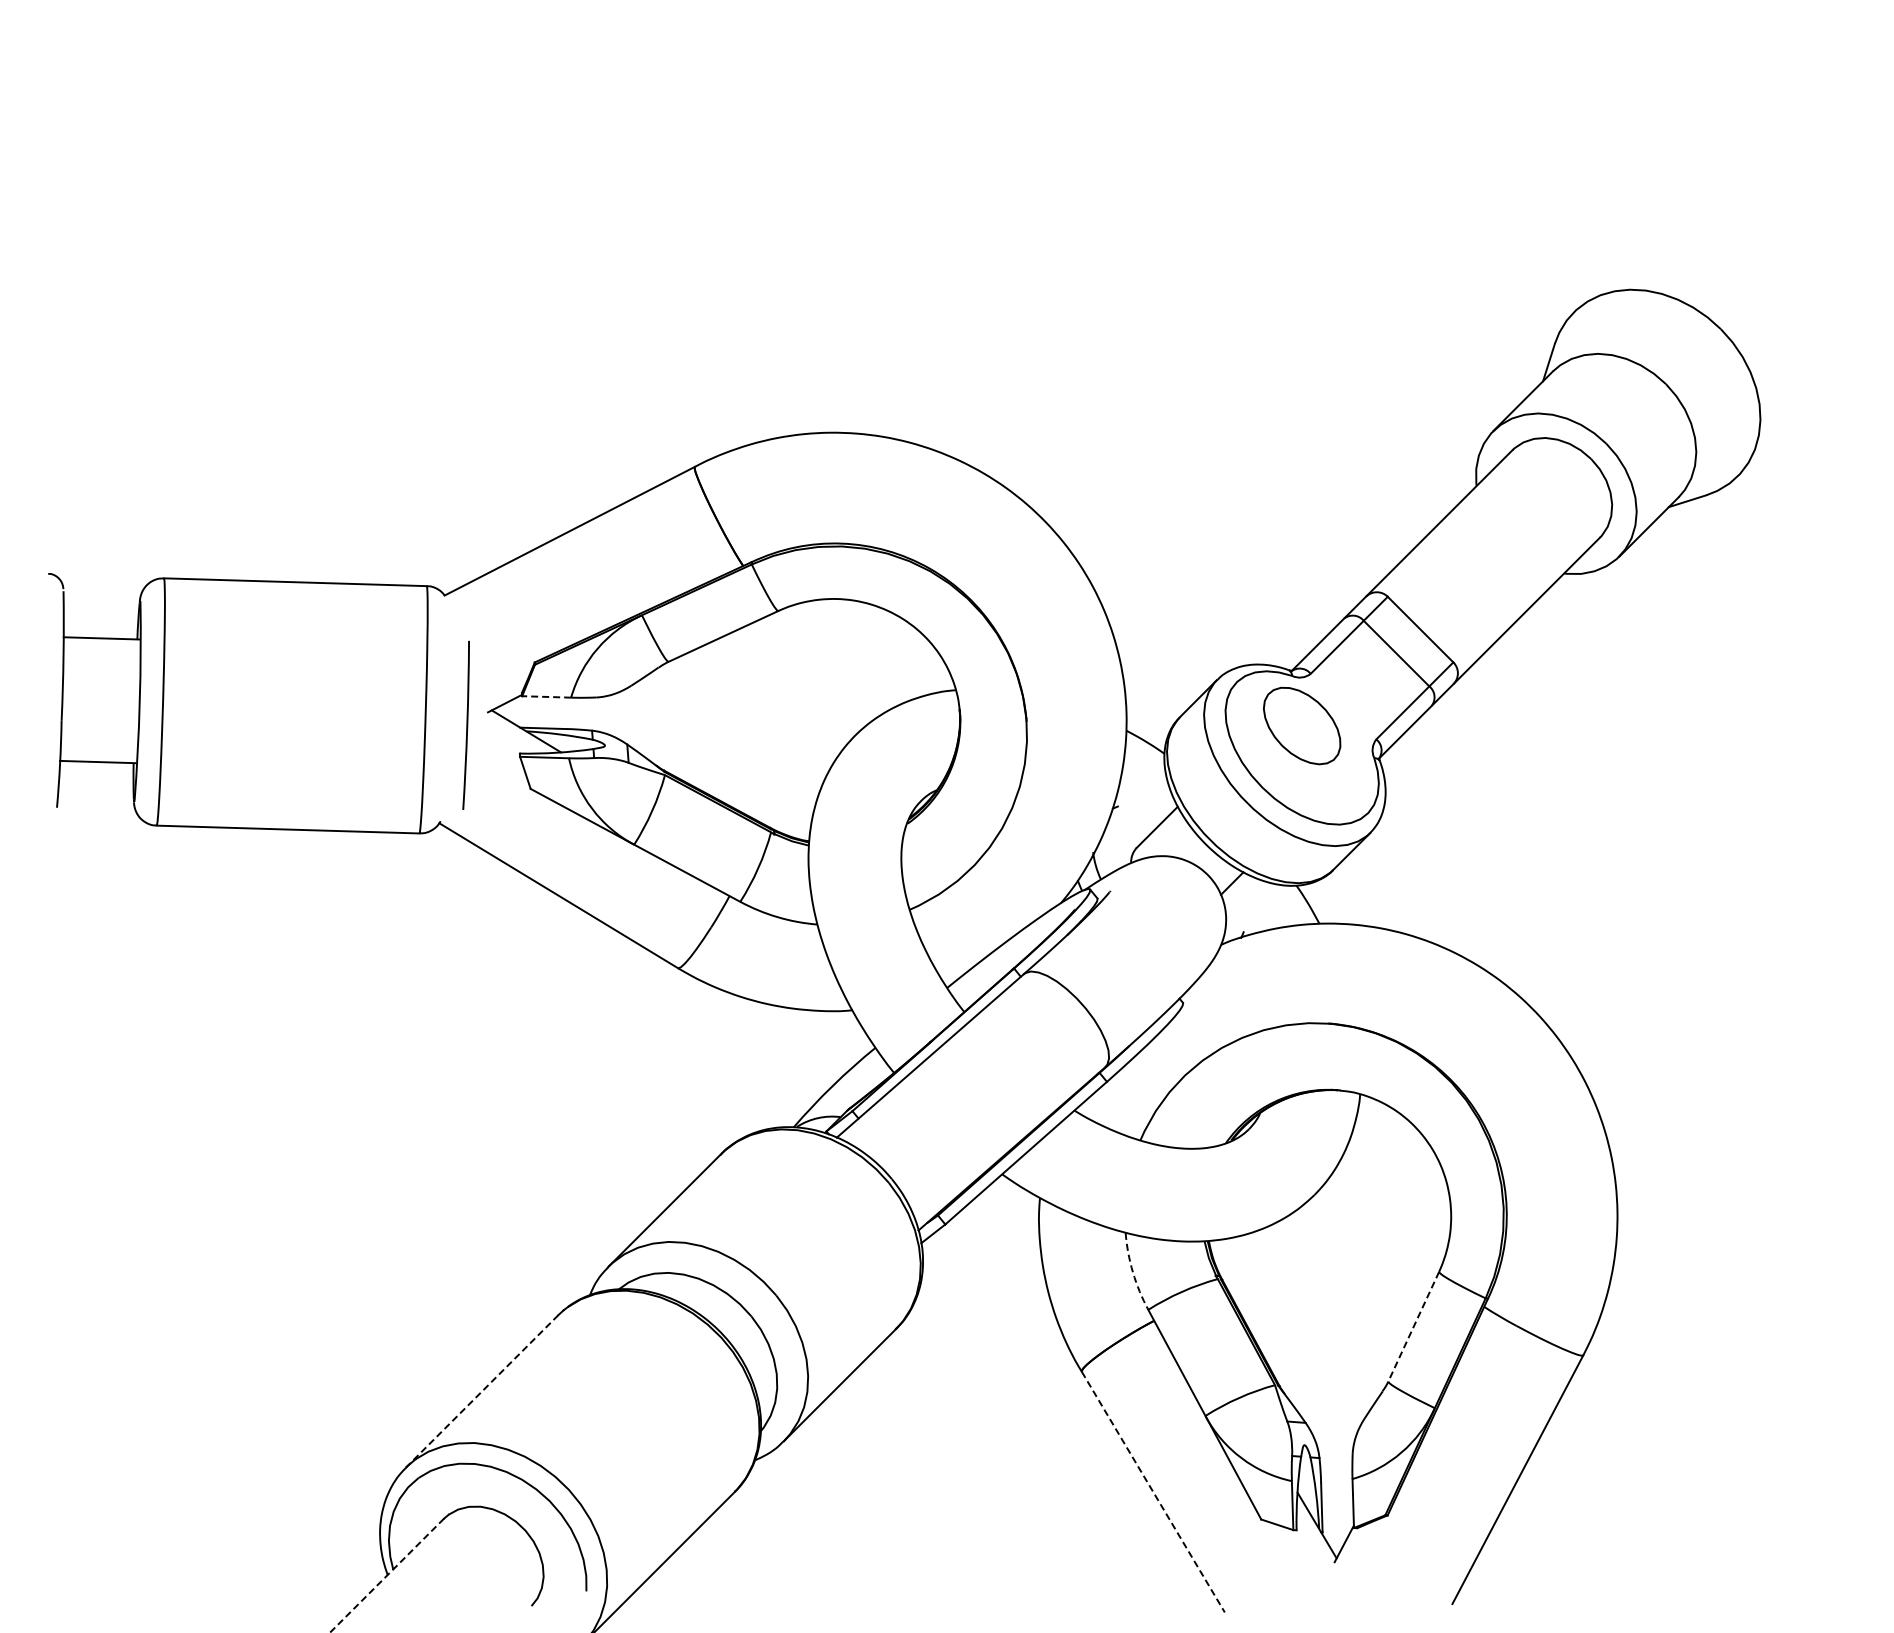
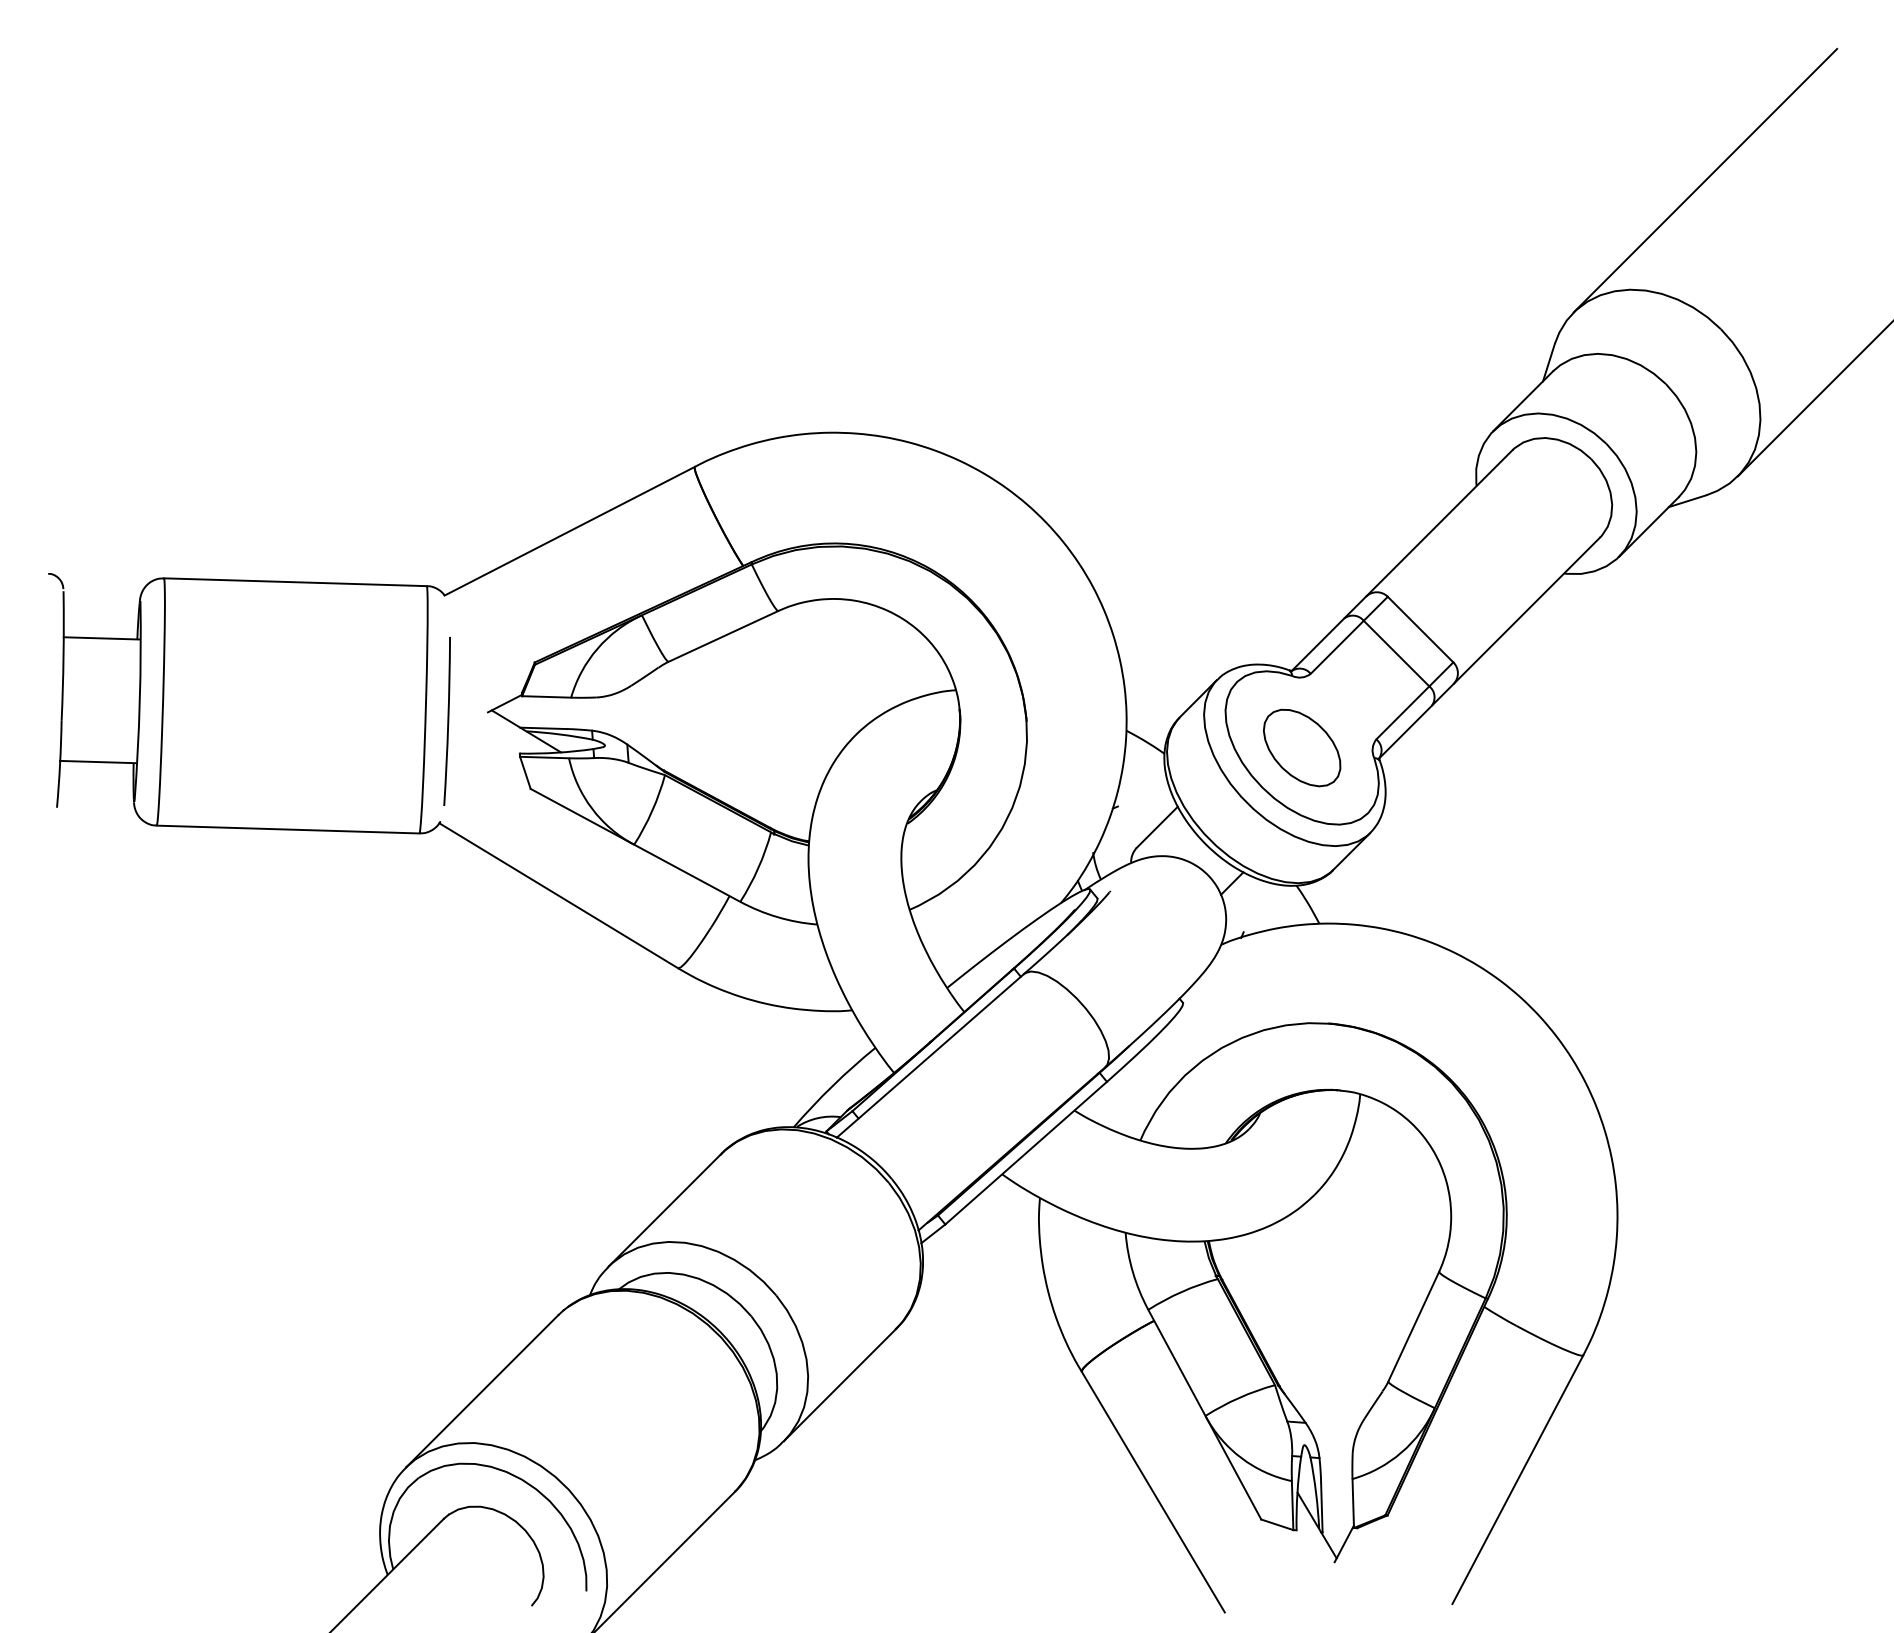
line: none -> present (1705, 180)
line: none -> present (1813, 399)
line: dashed -> solid (546, 696)
arc position: (466, 724) -> (447, 720) (447, 720)
part position: (1302, 725) -> (1302, 747) (1302, 747)
arc: dashed -> solid (1133, 1272)
line: dashed -> solid (1413, 1327)
line: dashed -> solid (482, 1391)
line: dashed -> solid (1153, 1492)
line: dashed -> solid (386, 1575)
